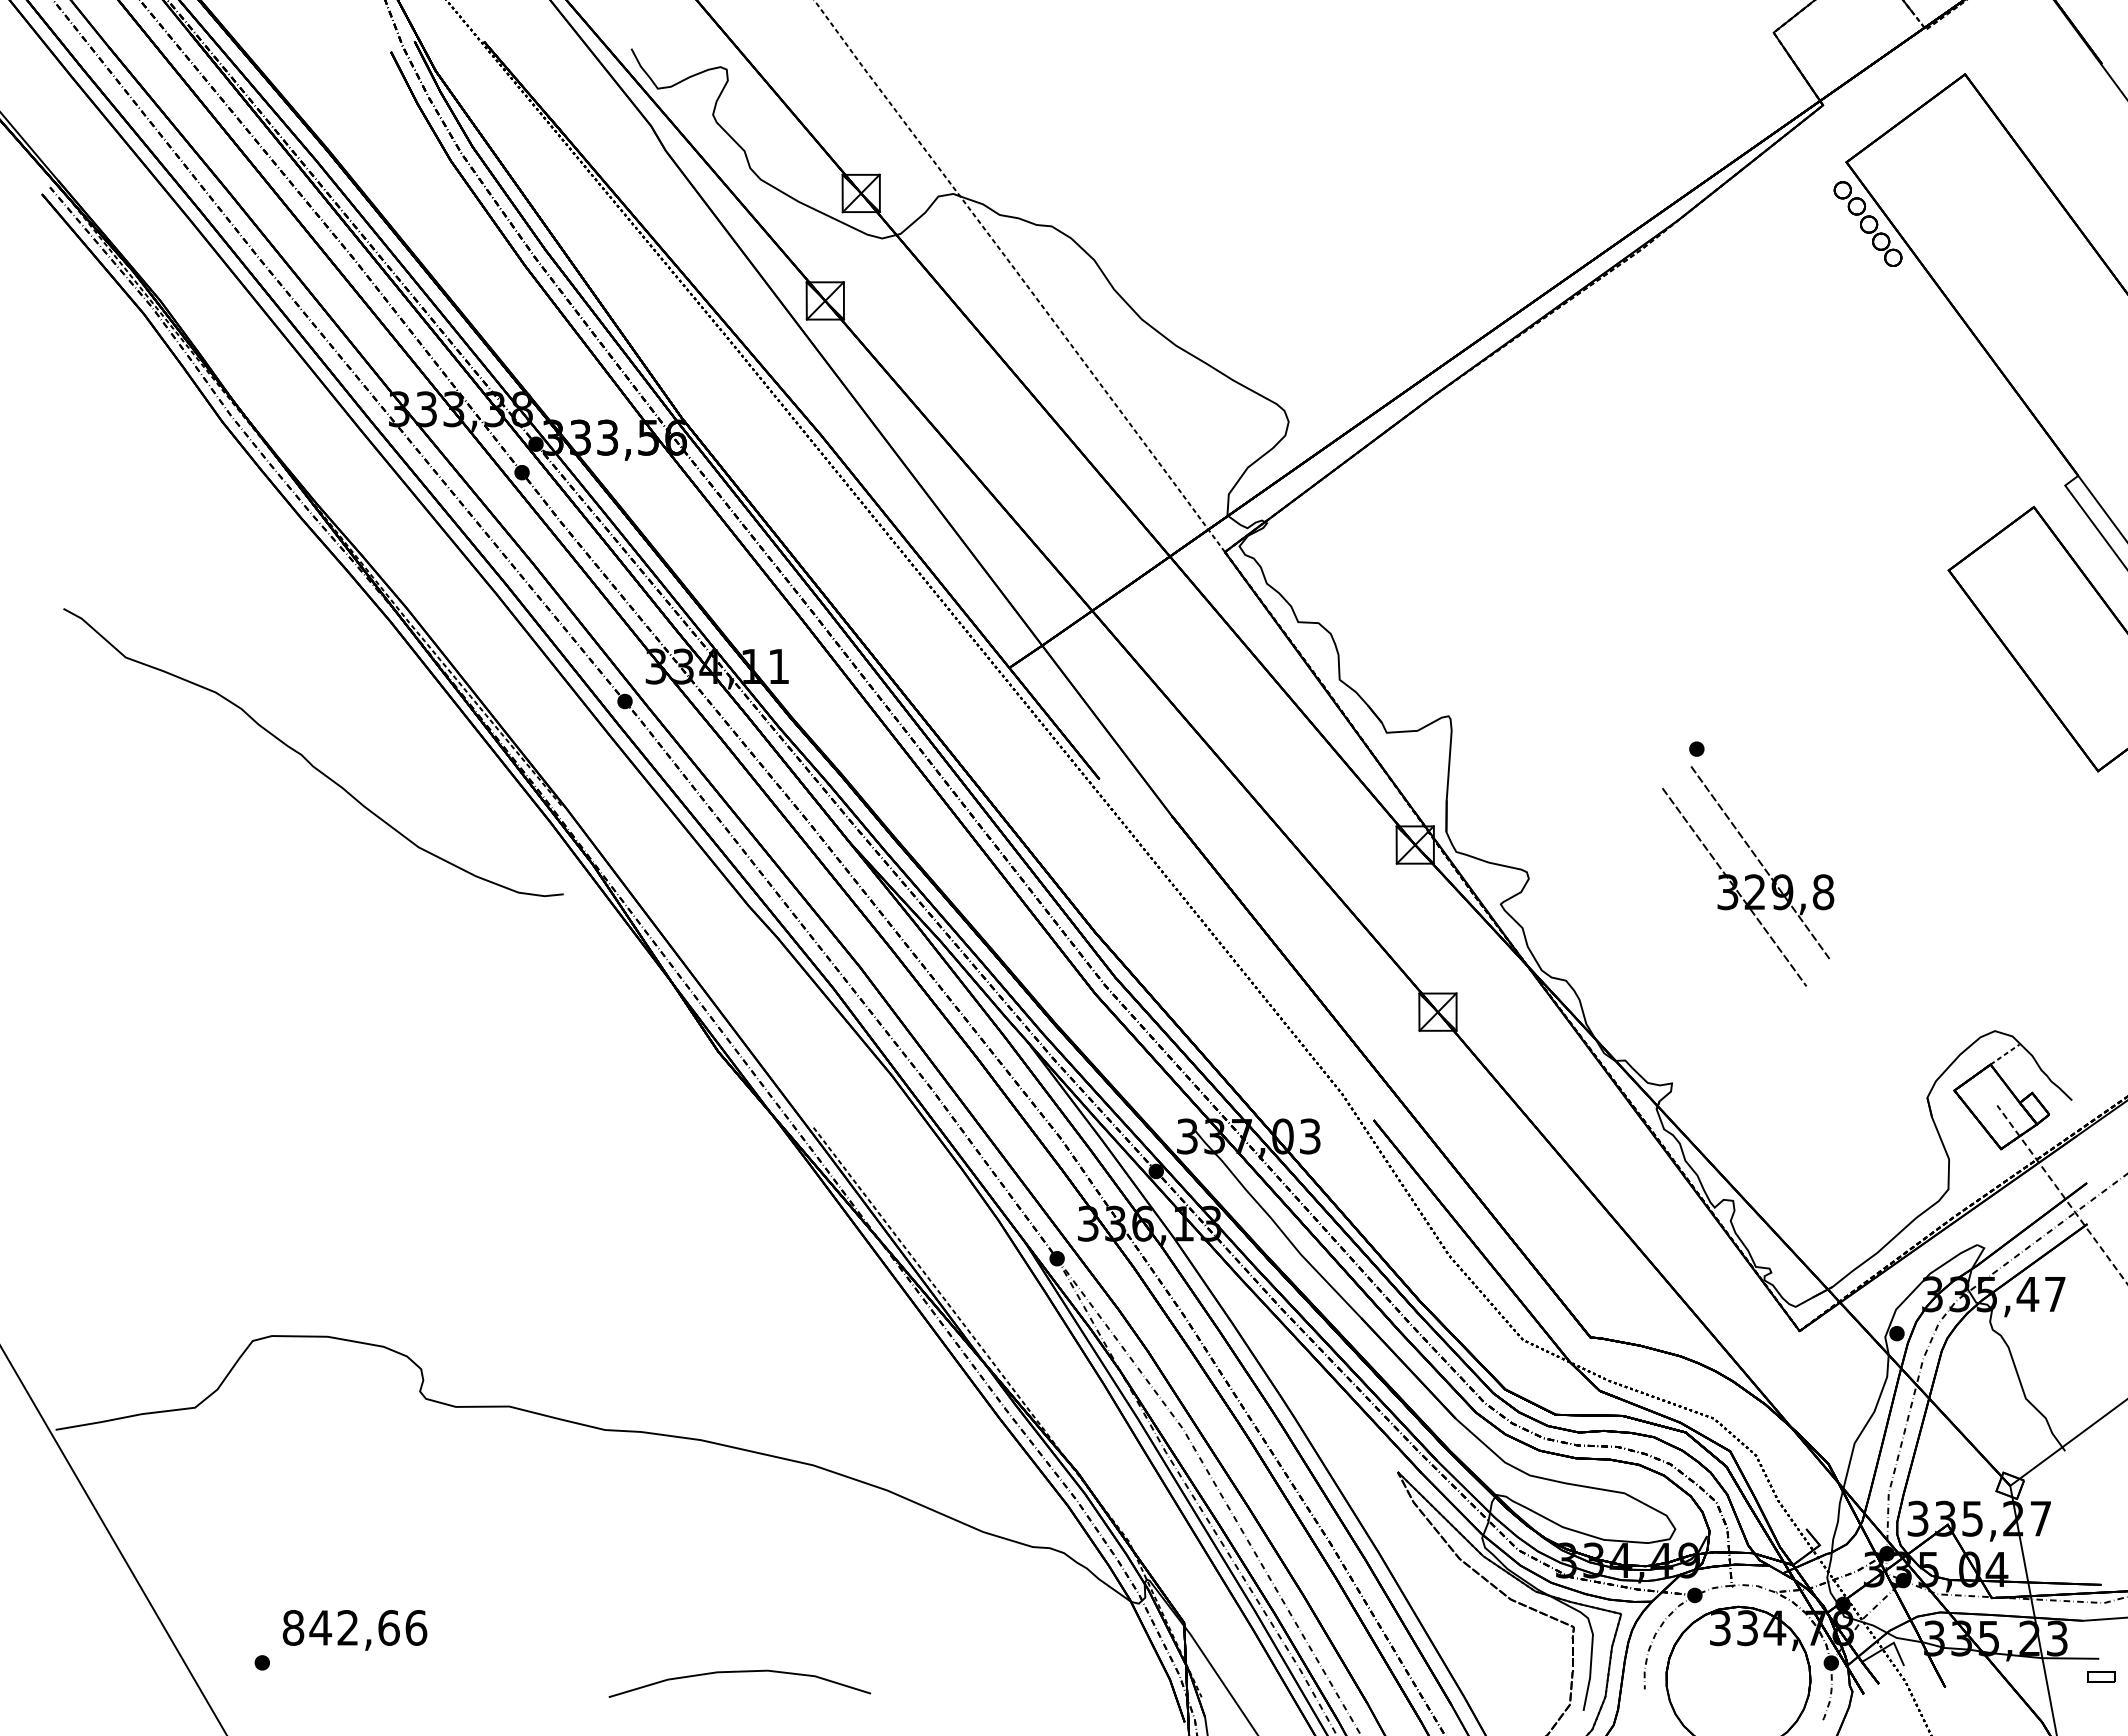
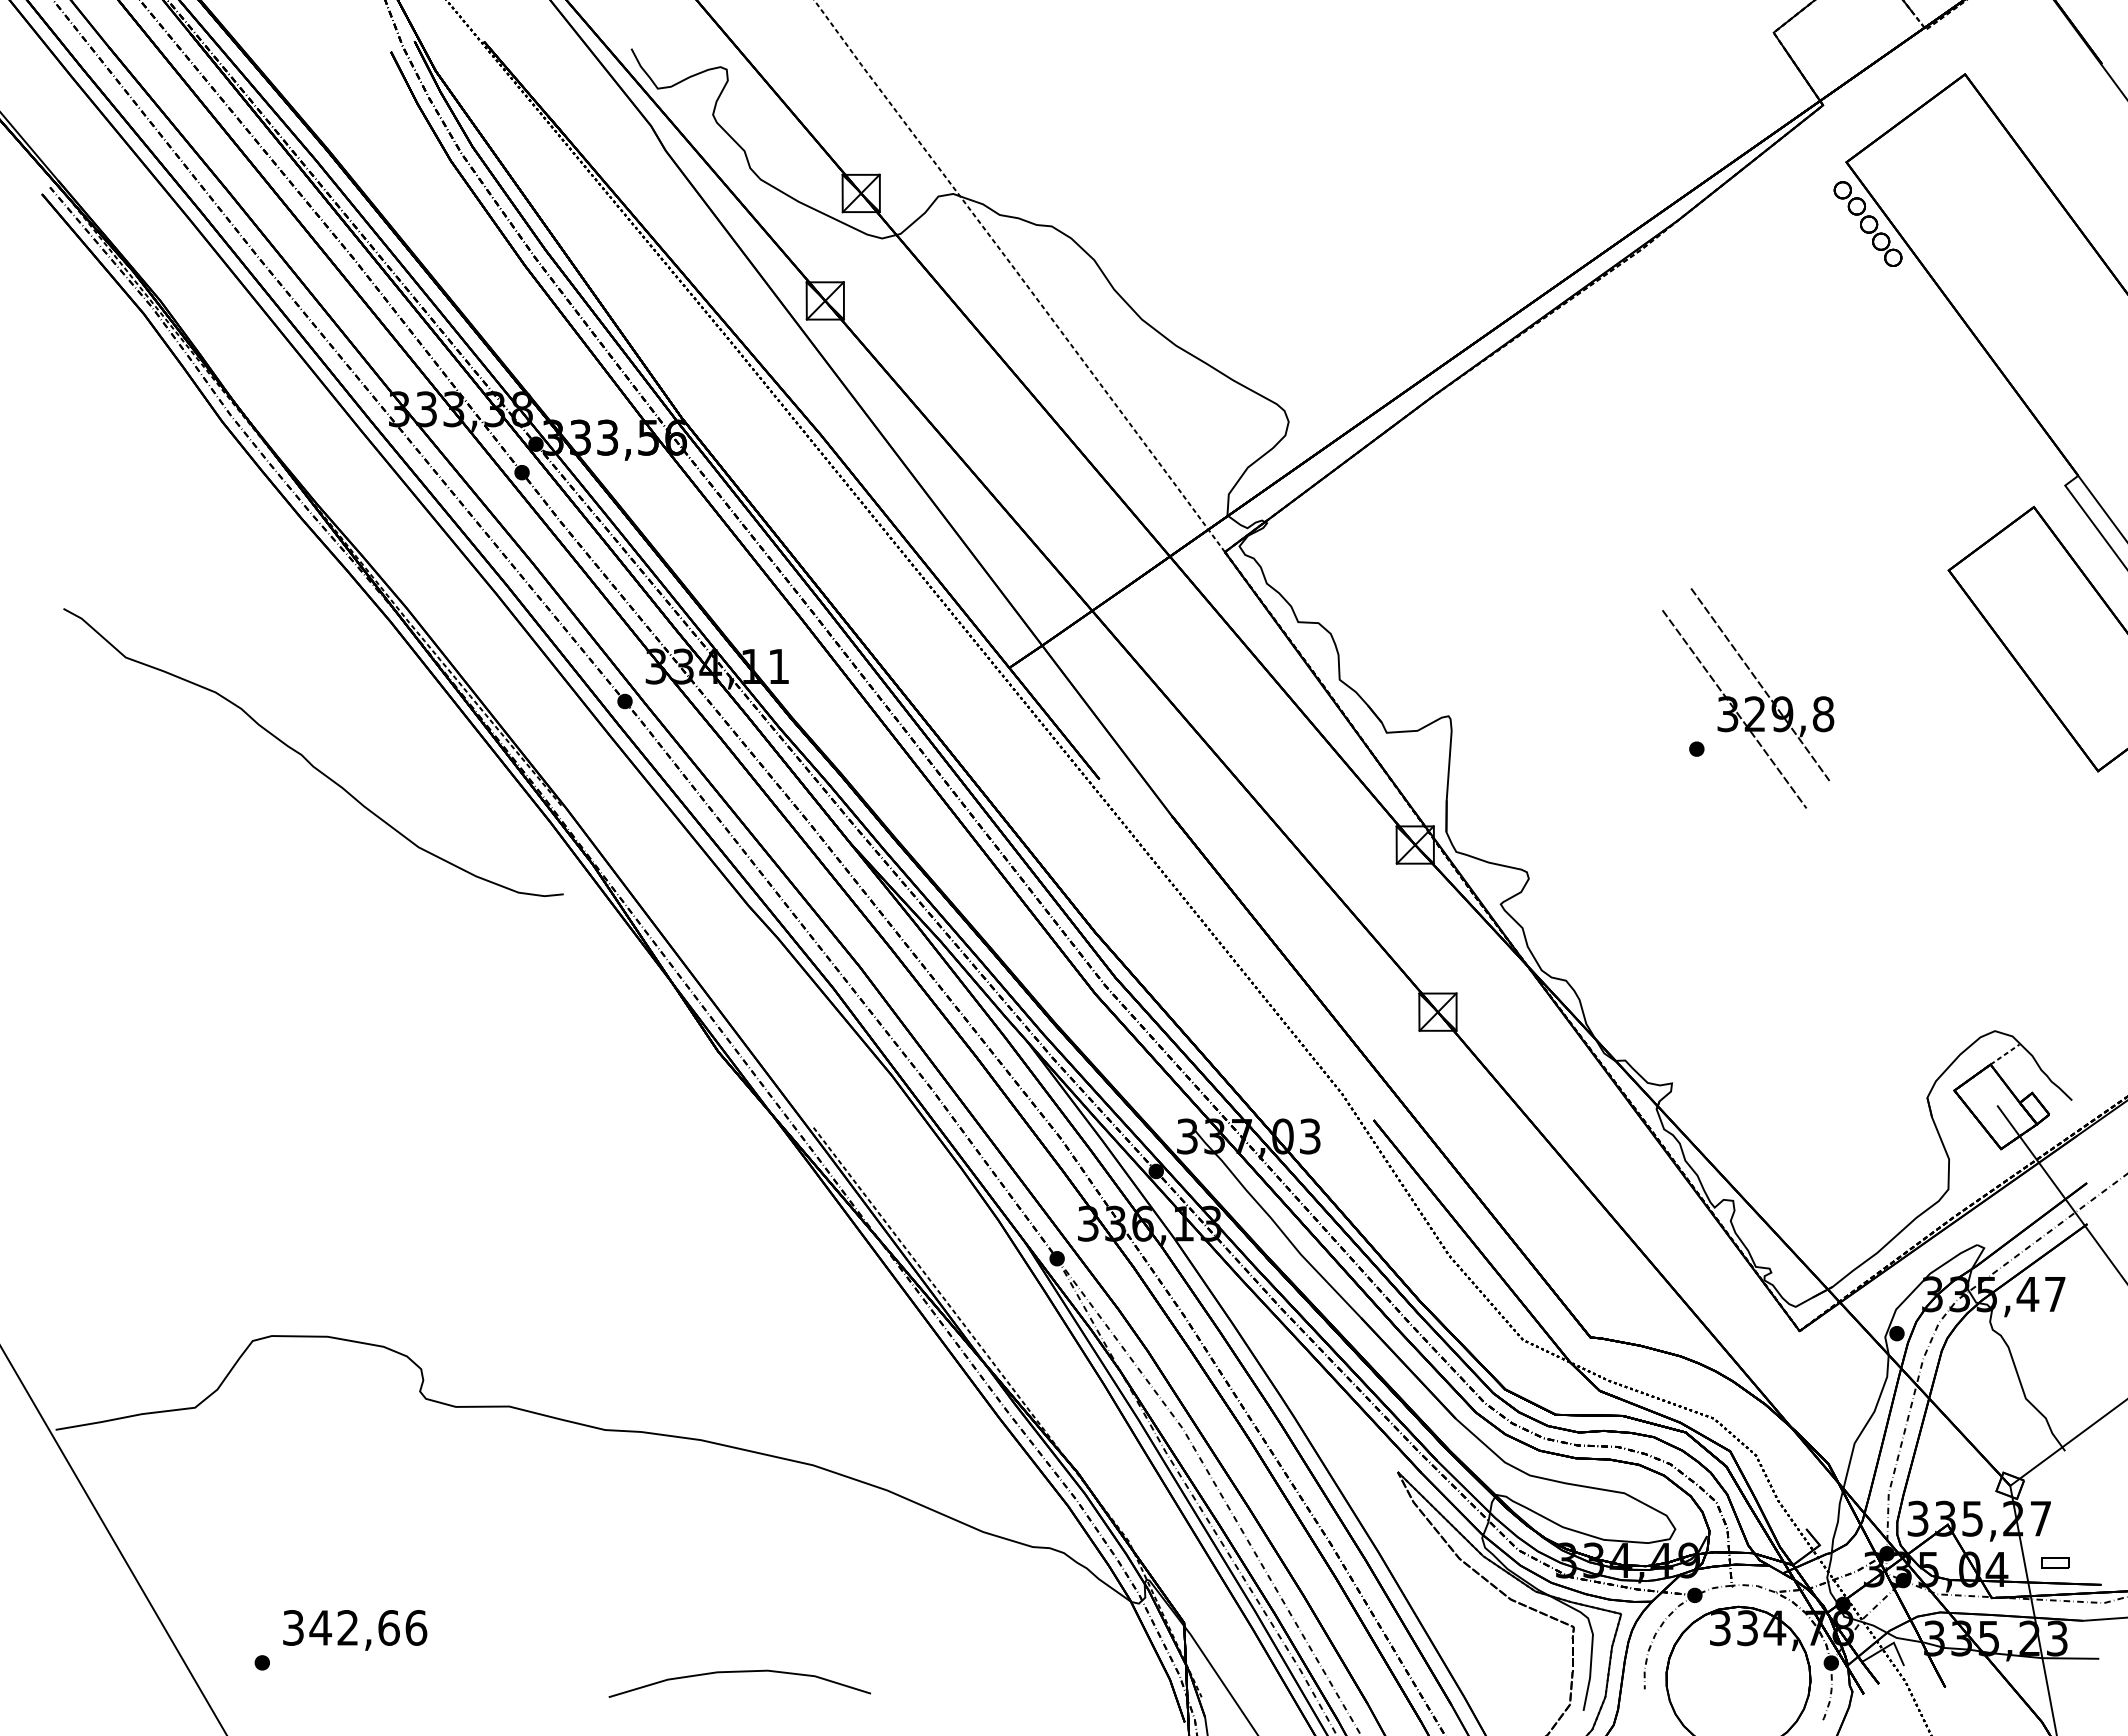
part position: (1748, 876) -> (1748, 698) (1748, 698)
line: dashed -> solid (2062, 1195)
text: 842,66 -> 342,66 (293, 1627)
part position: (2101, 1676) -> (2055, 1562) (2055, 1562)
